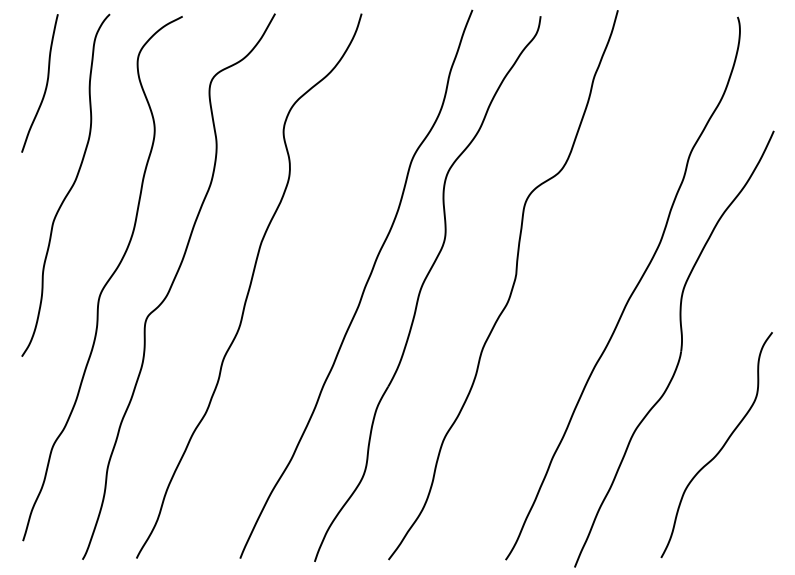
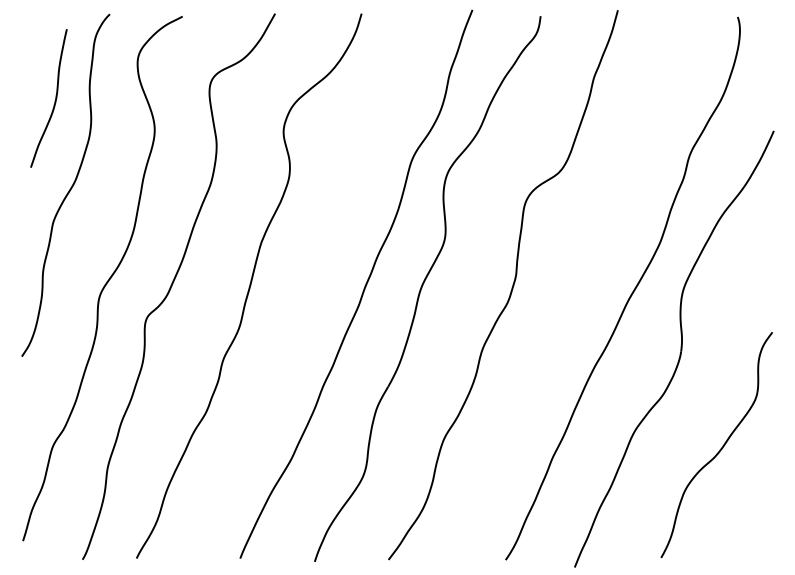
curve position: (45, 85) -> (54, 100) (54, 100)
